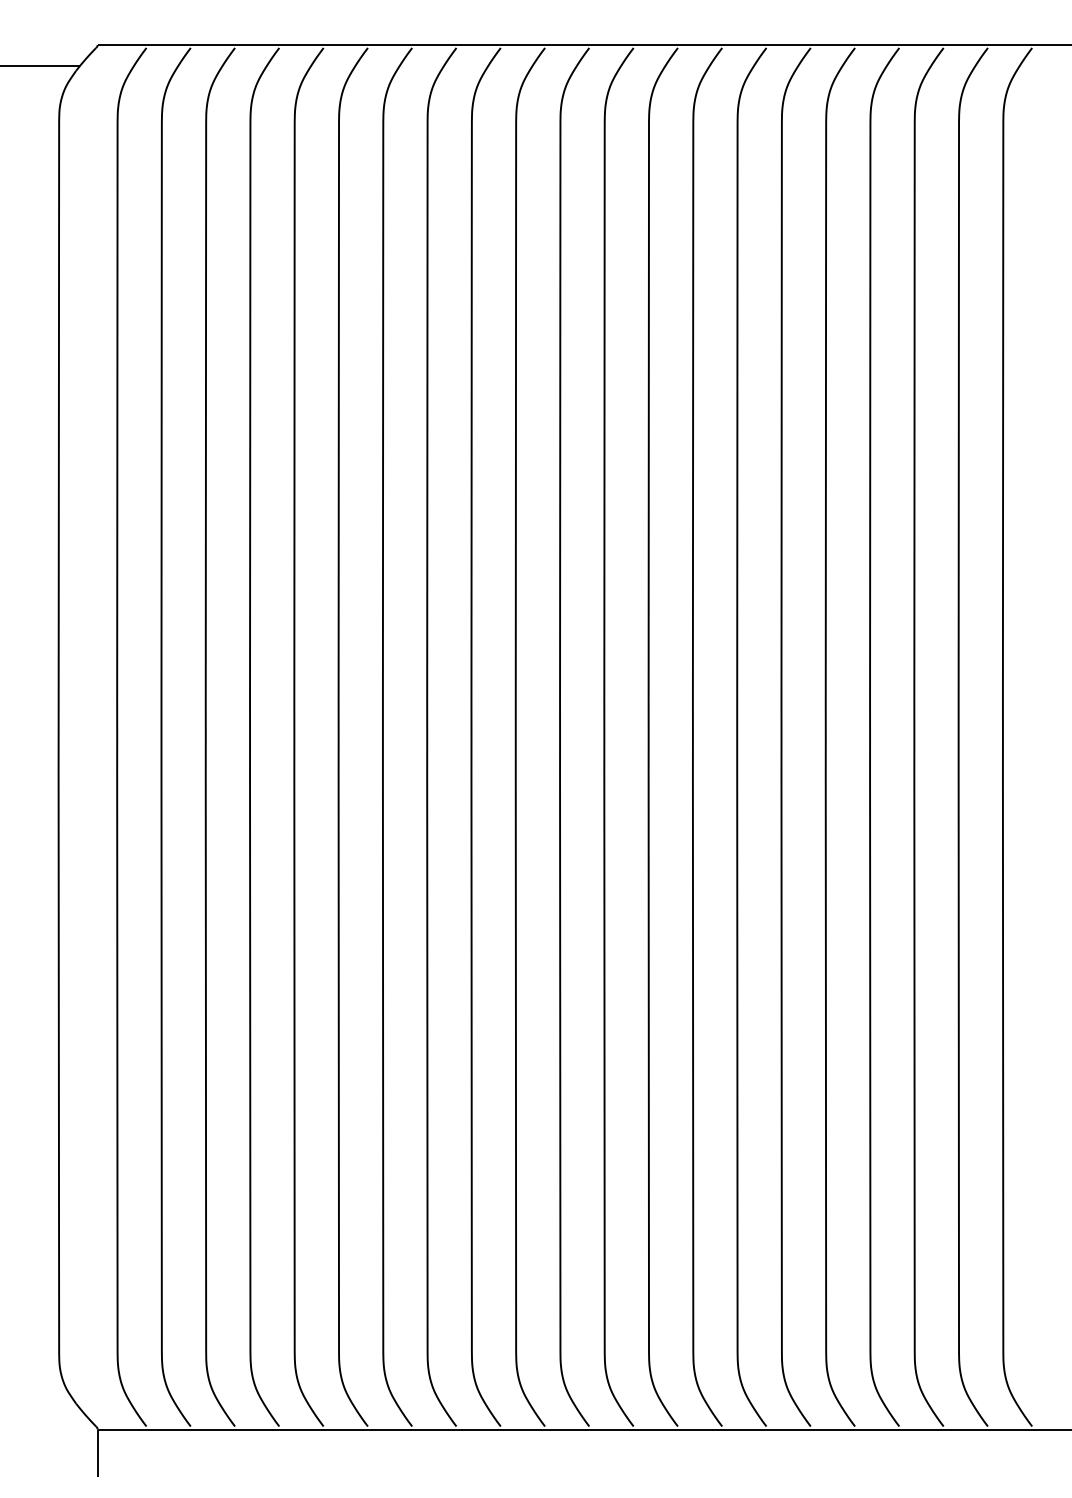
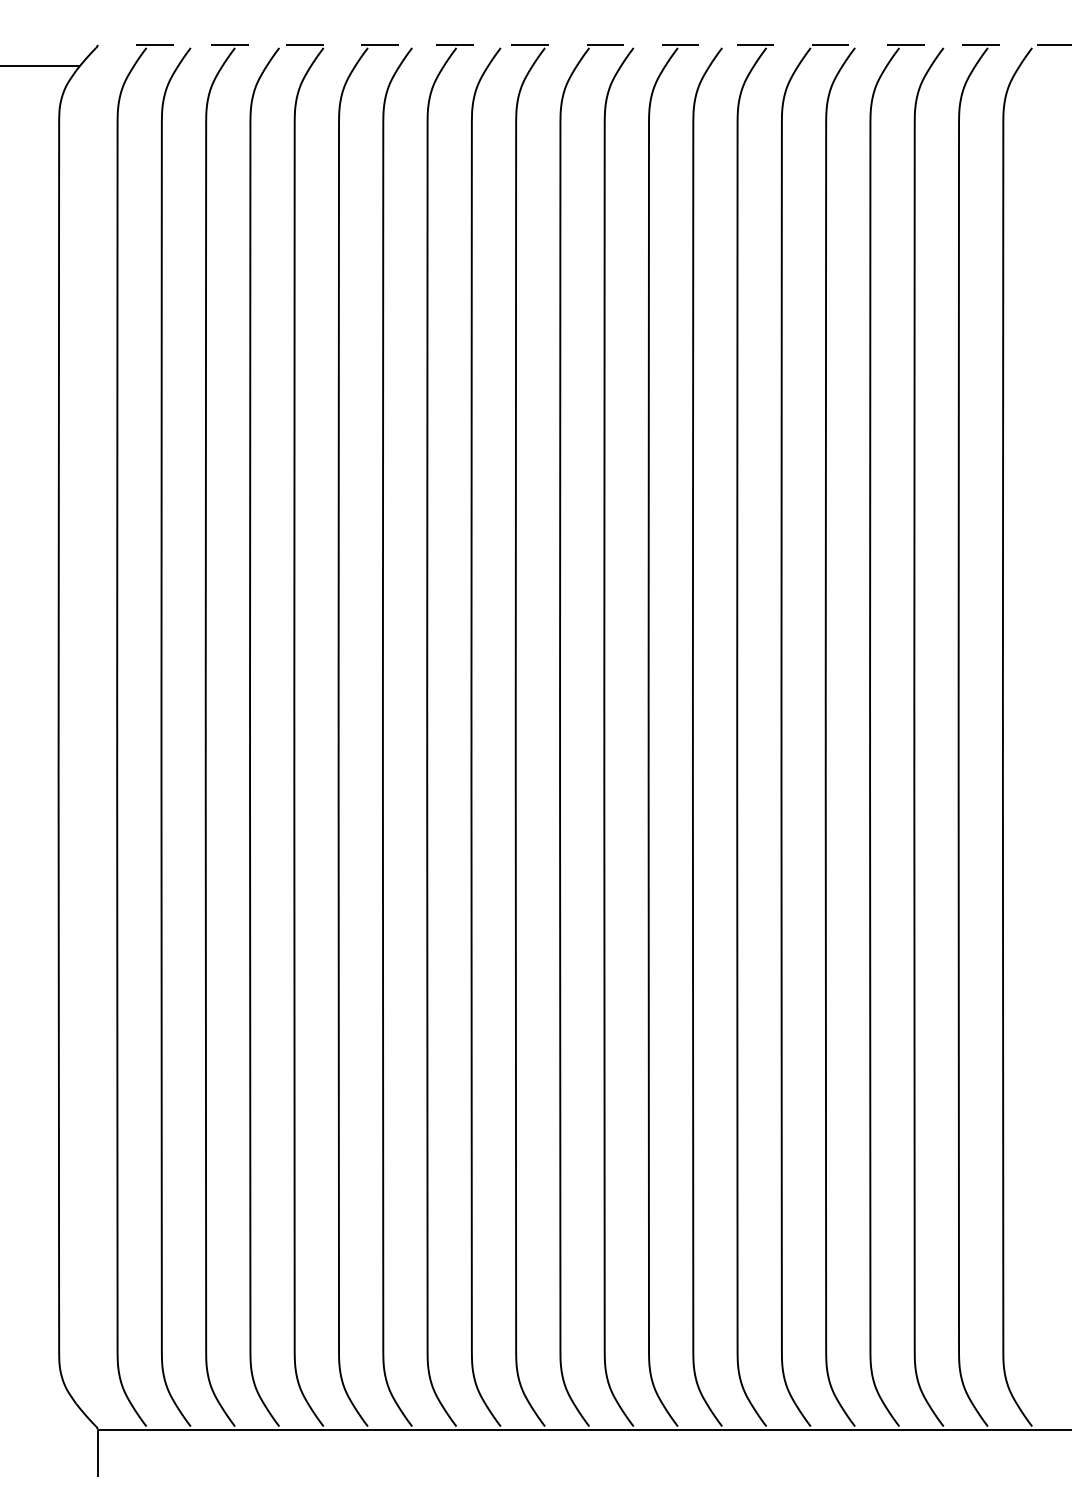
line: solid -> dashed (584, 44)
